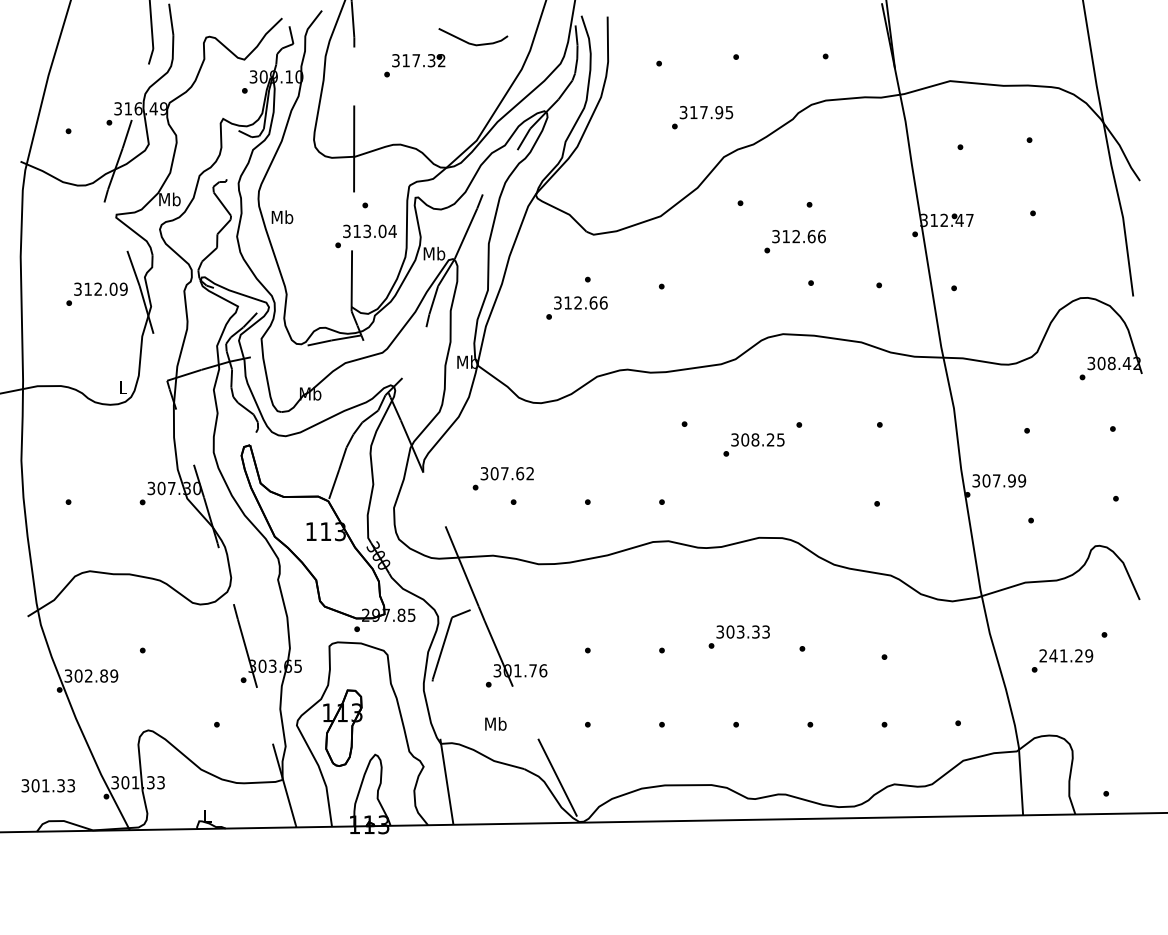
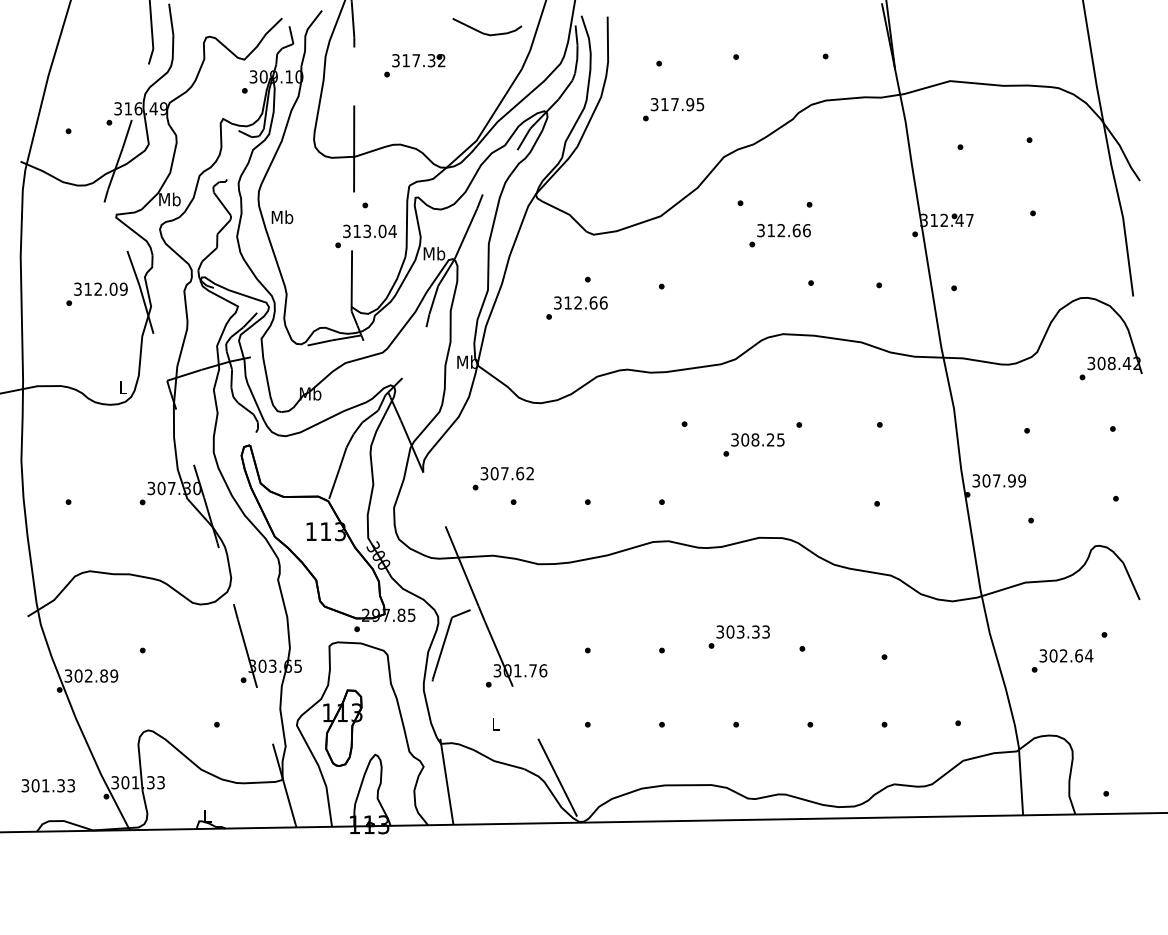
curve position: (473, 43) -> (487, 33) (487, 33)
text position: (702, 117) -> (673, 109) (673, 109)
text position: (794, 241) -> (779, 235) (779, 235)
text: 241.29 -> 302.64 (1066, 655)
text: Mb -> L (495, 723)
